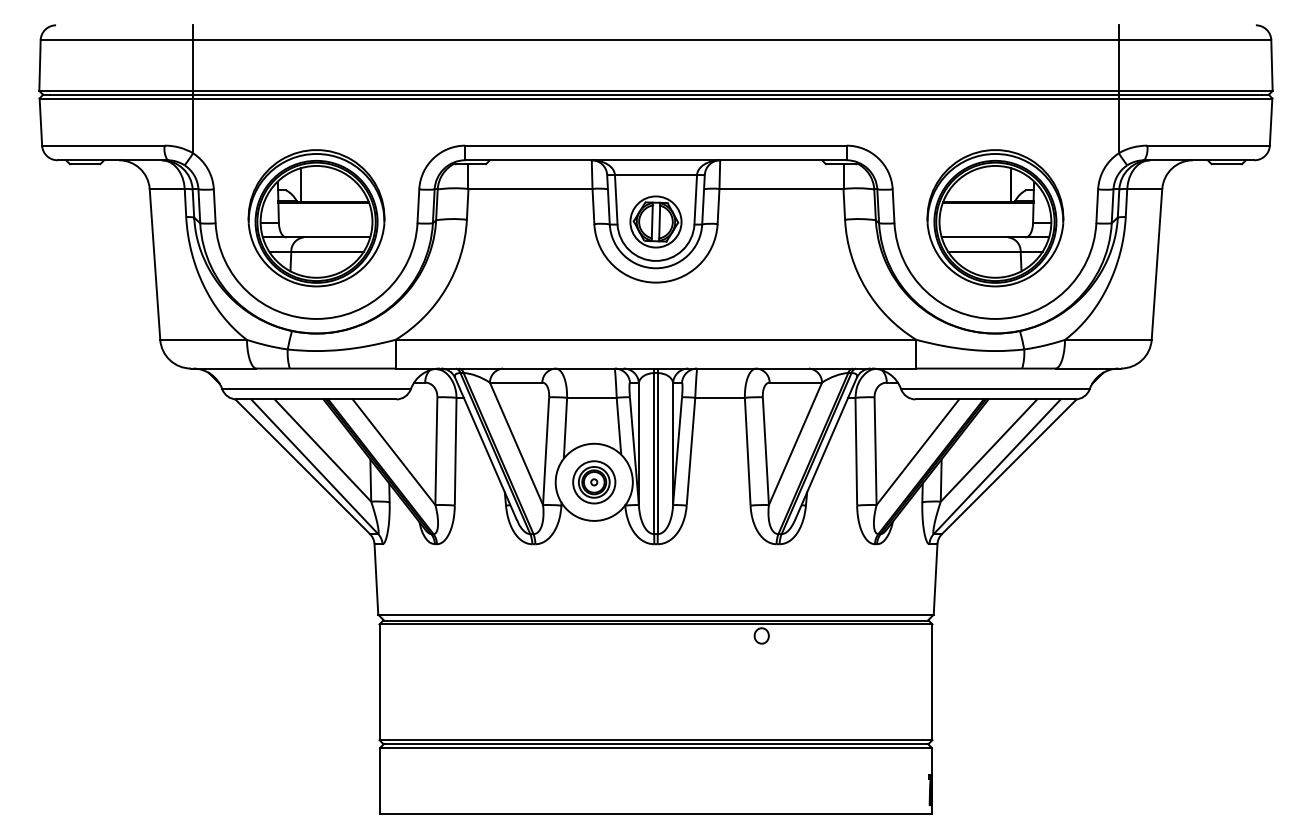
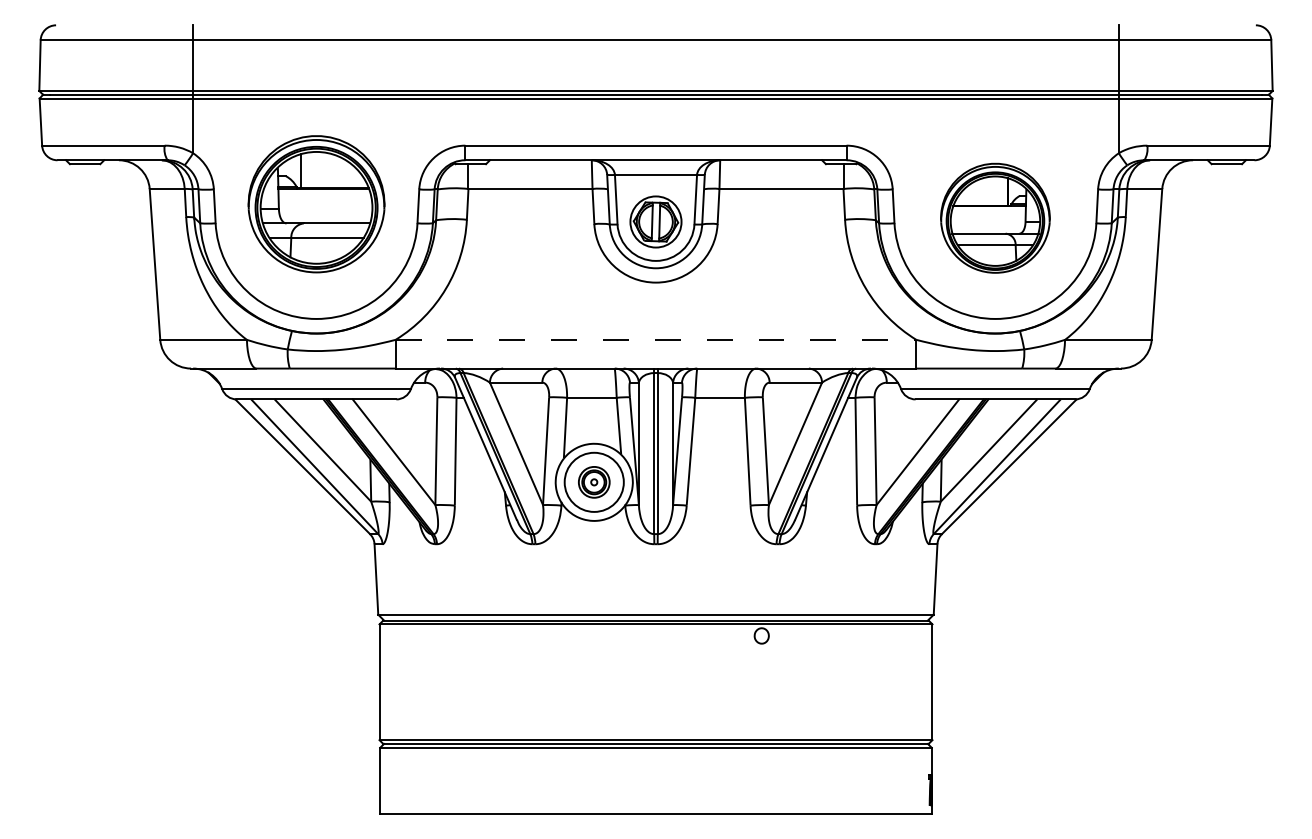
part position: (316, 218) -> (316, 204) (316, 204)
part size: 139x139 px -> 111x112 px (995, 217)
line: solid -> dashed (656, 339)
circle diameter: 42 px -> 59 px (593, 481)
